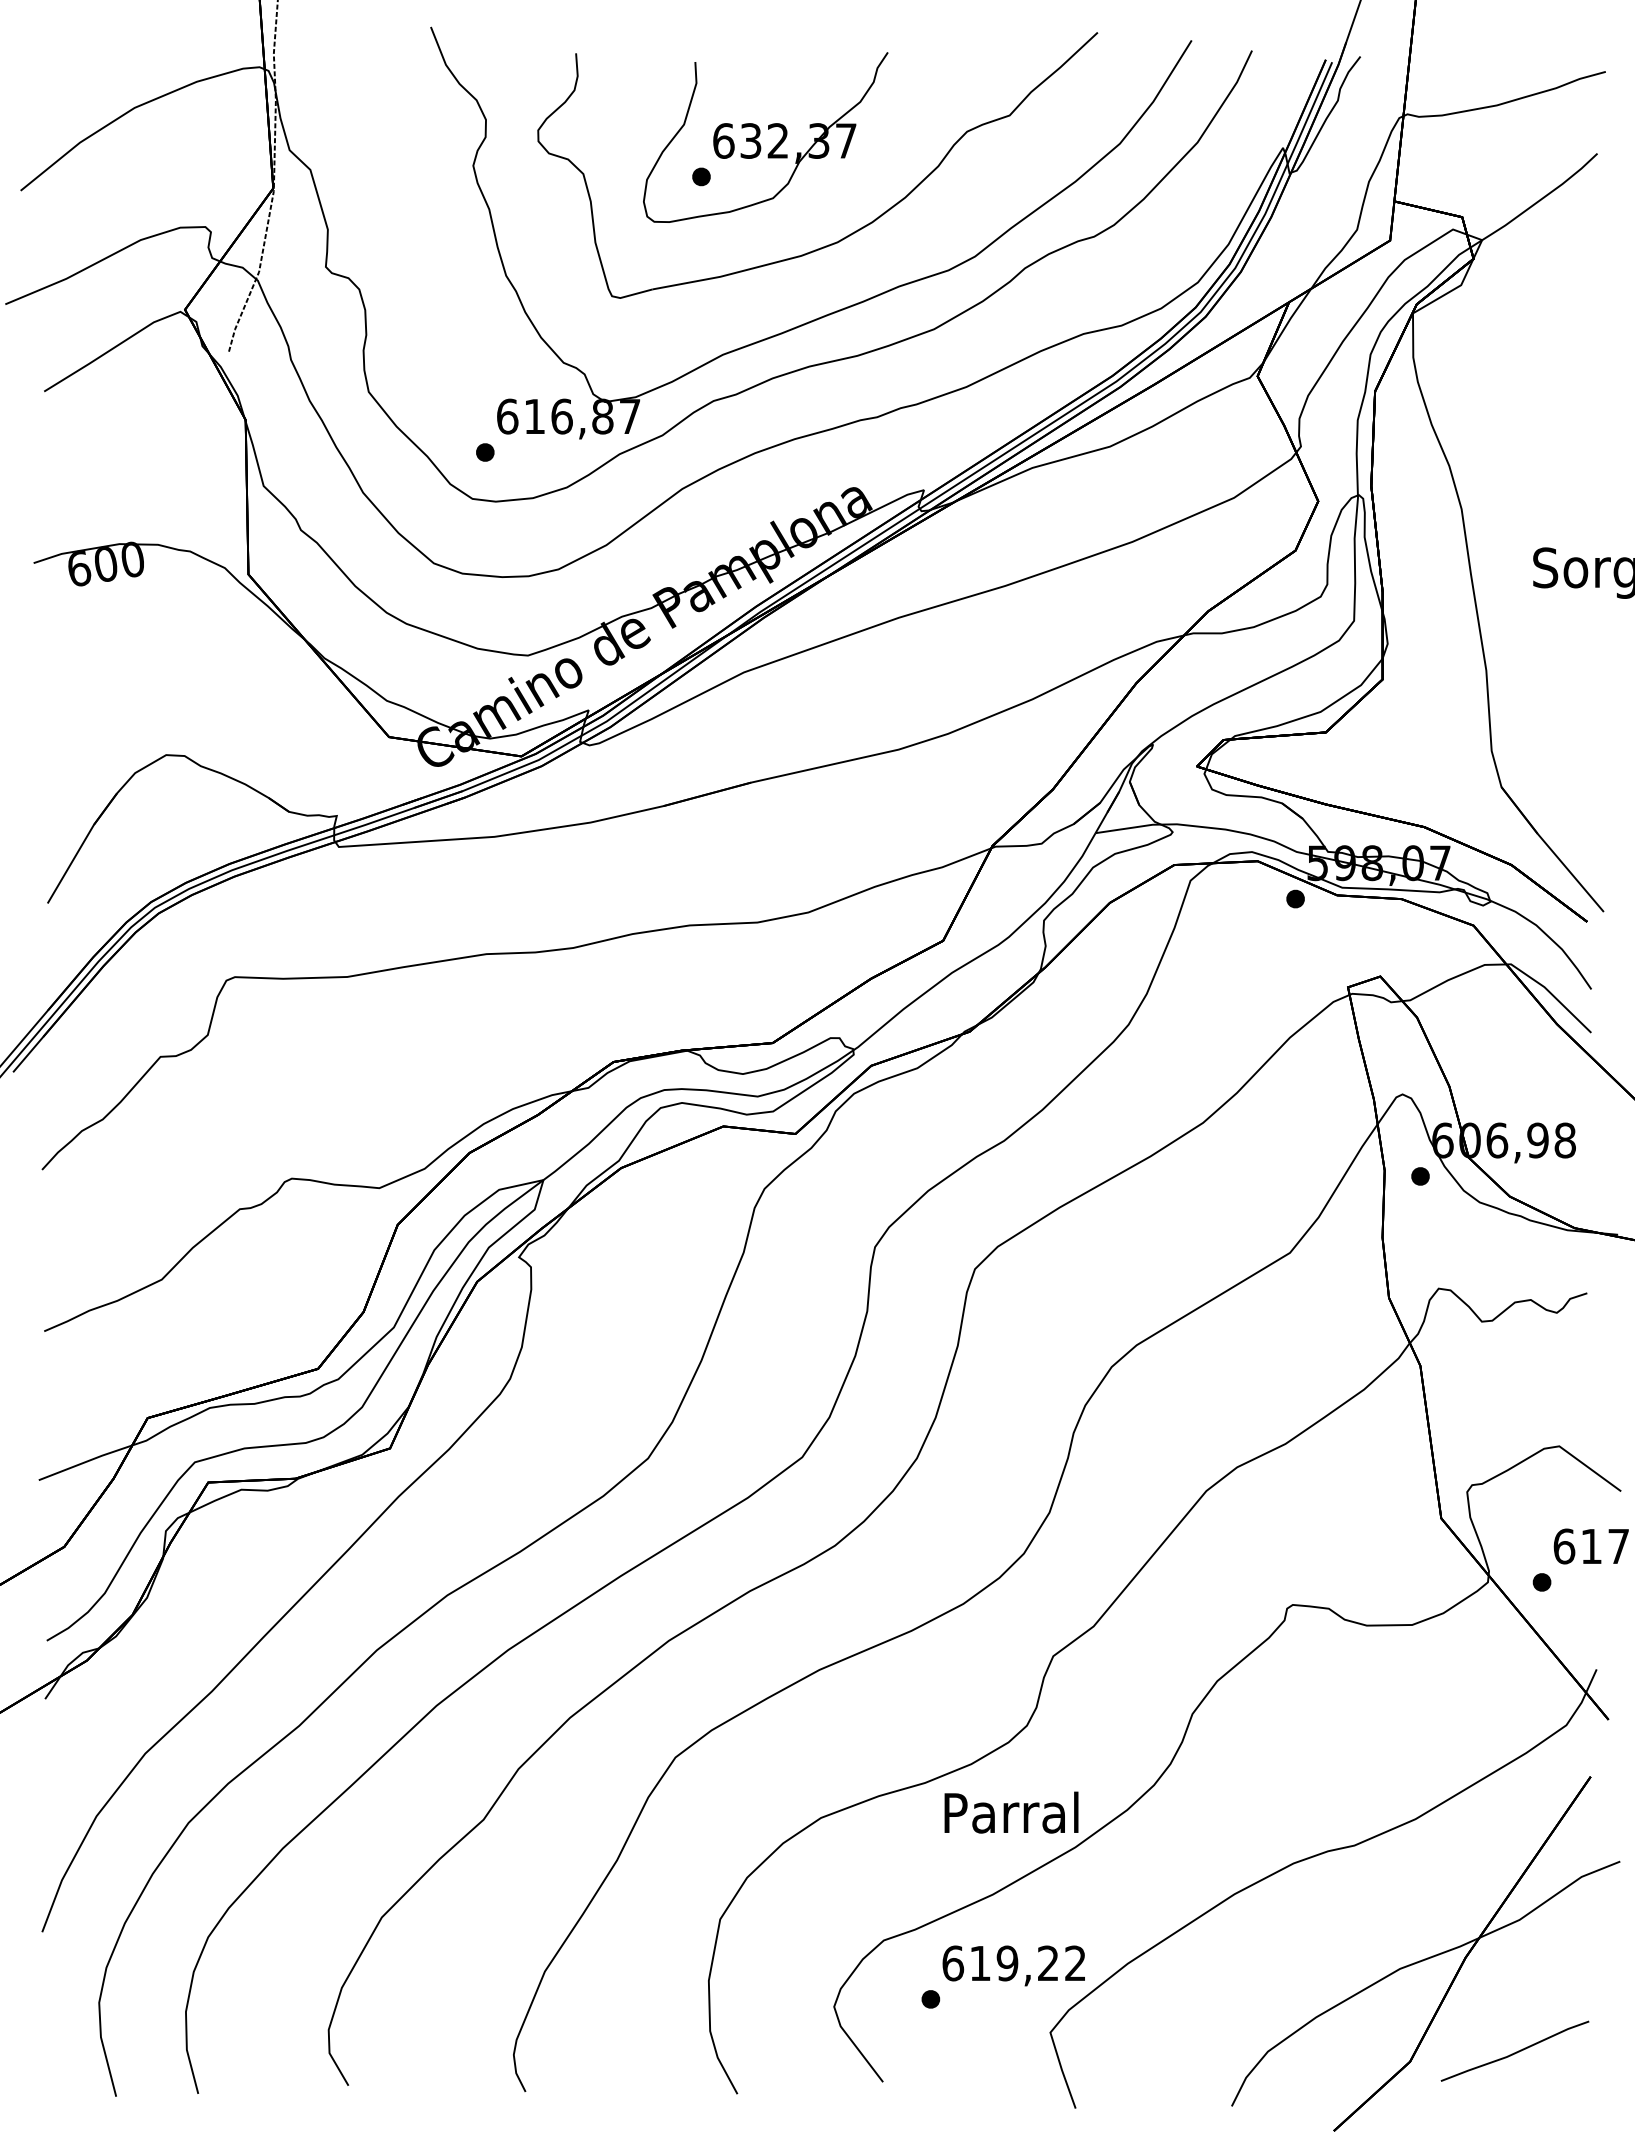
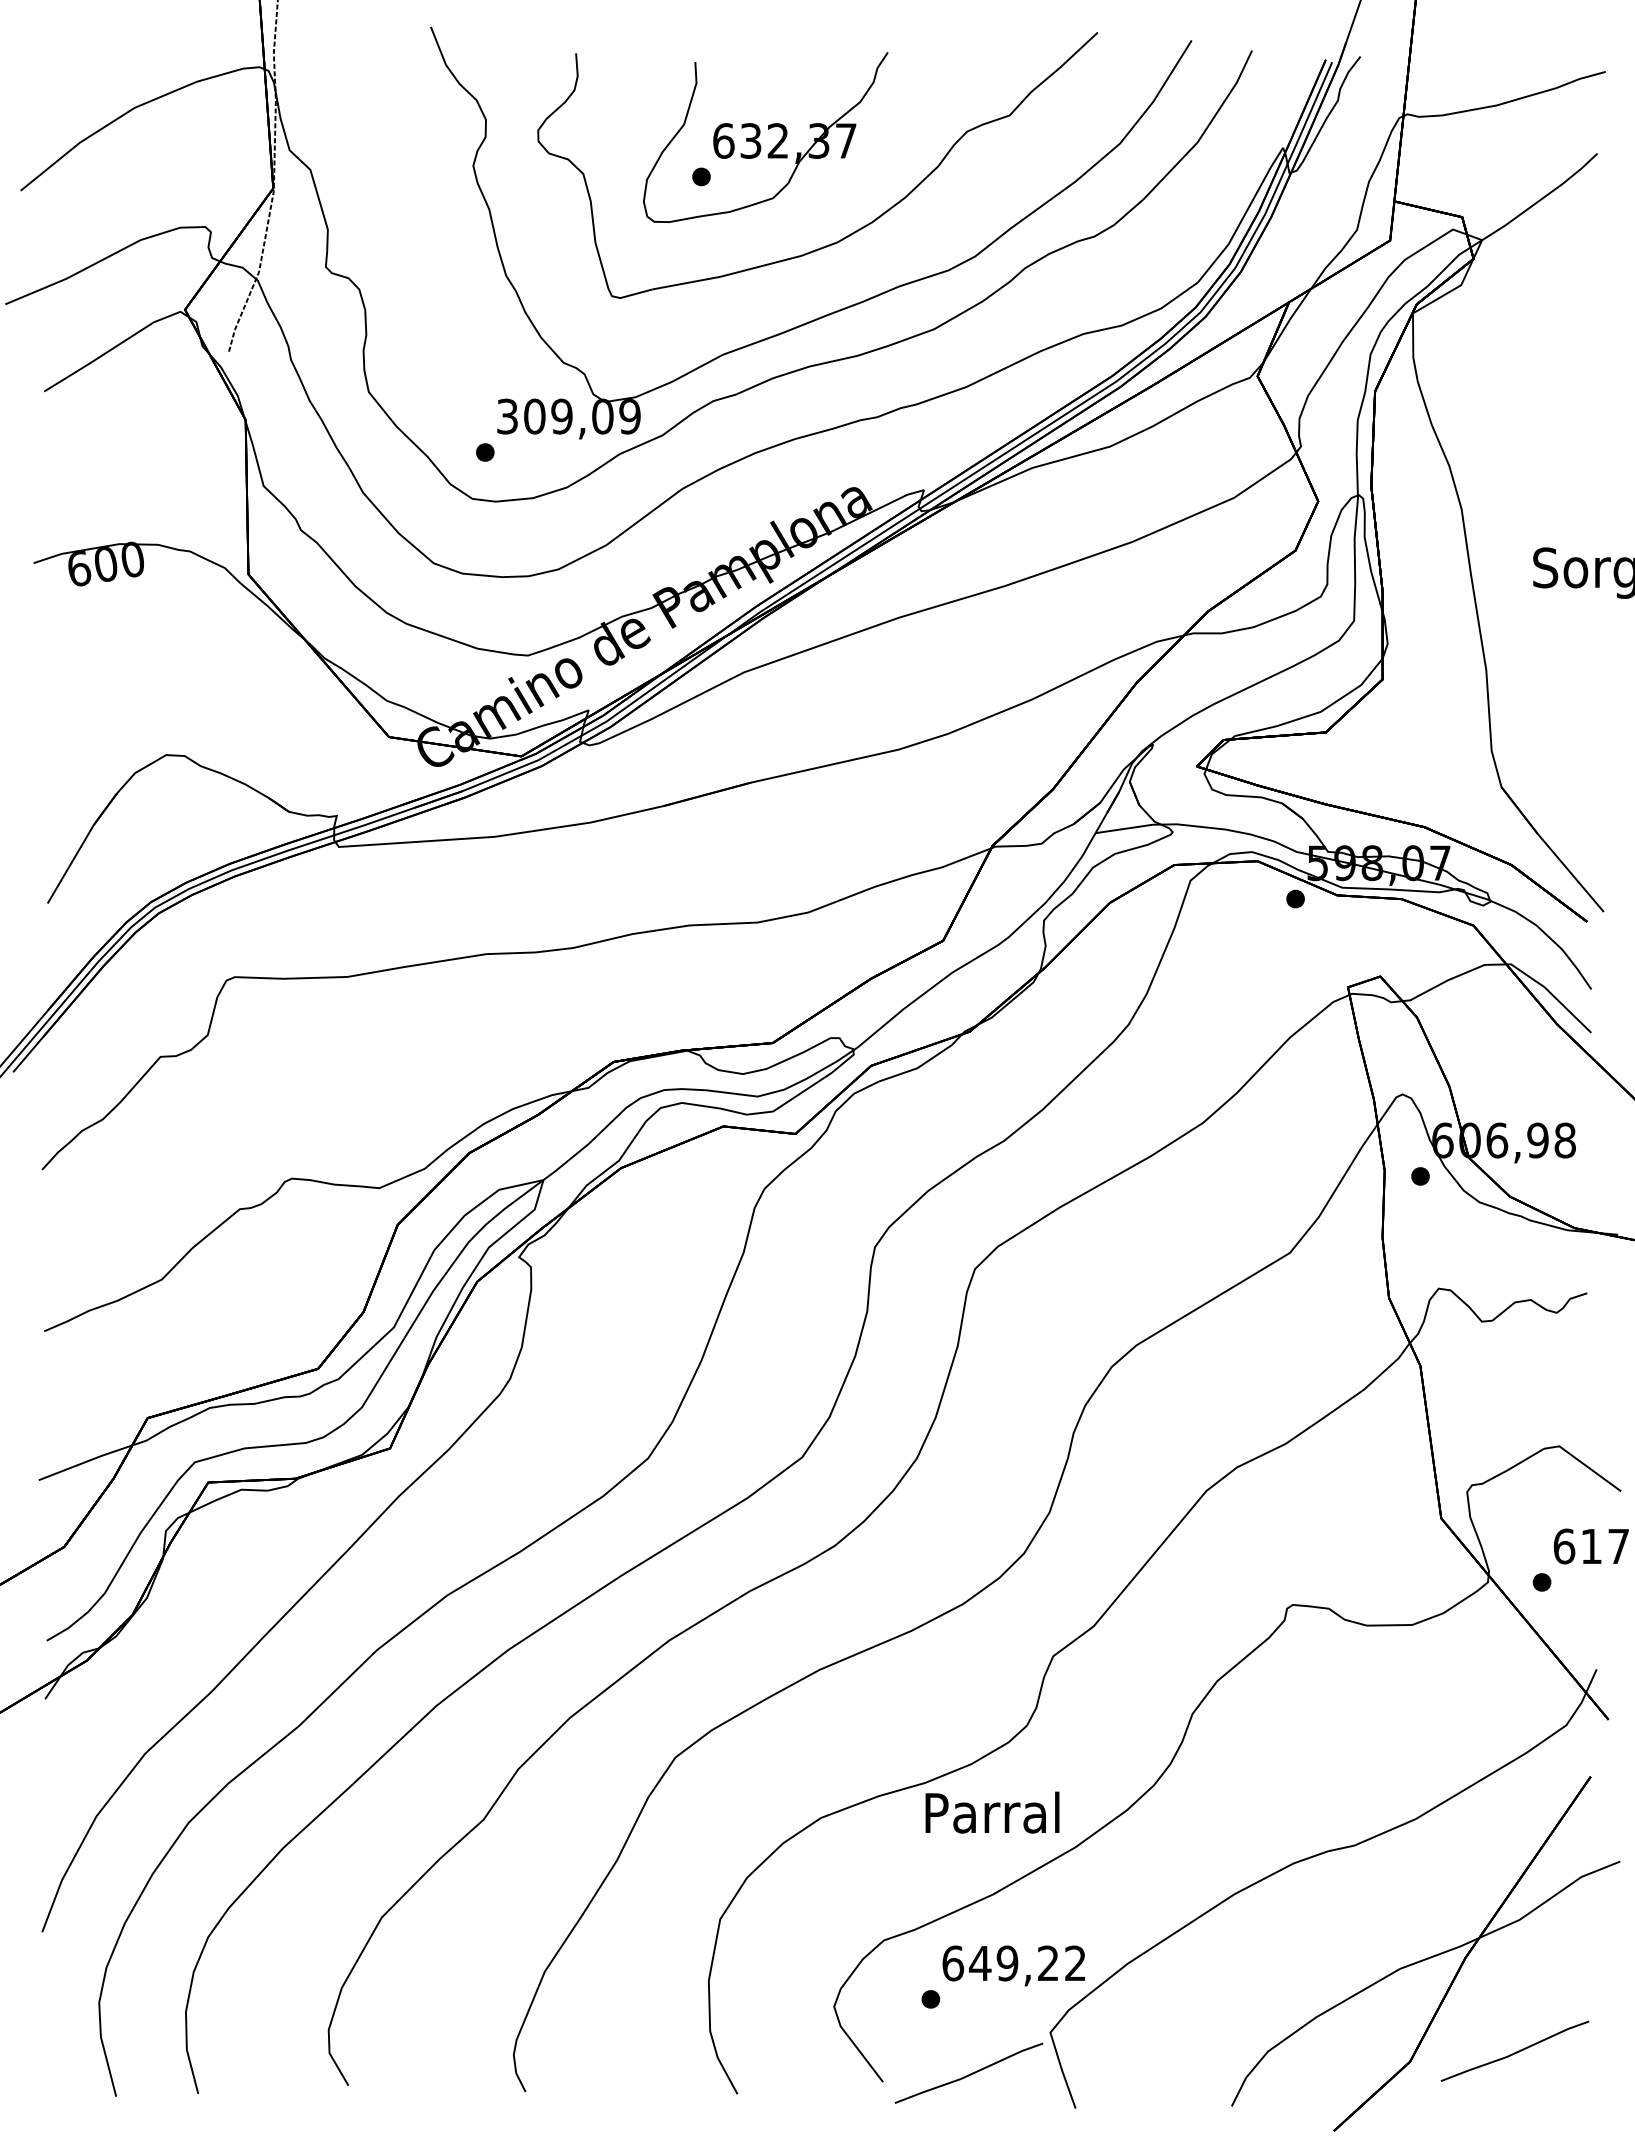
text: 616,87 -> 309,09 (568, 416)
text position: (1011, 1812) -> (992, 1812) (992, 1812)
text: 619,22 -> 649,22 (980, 1963)
line: none -> present (968, 2074)
